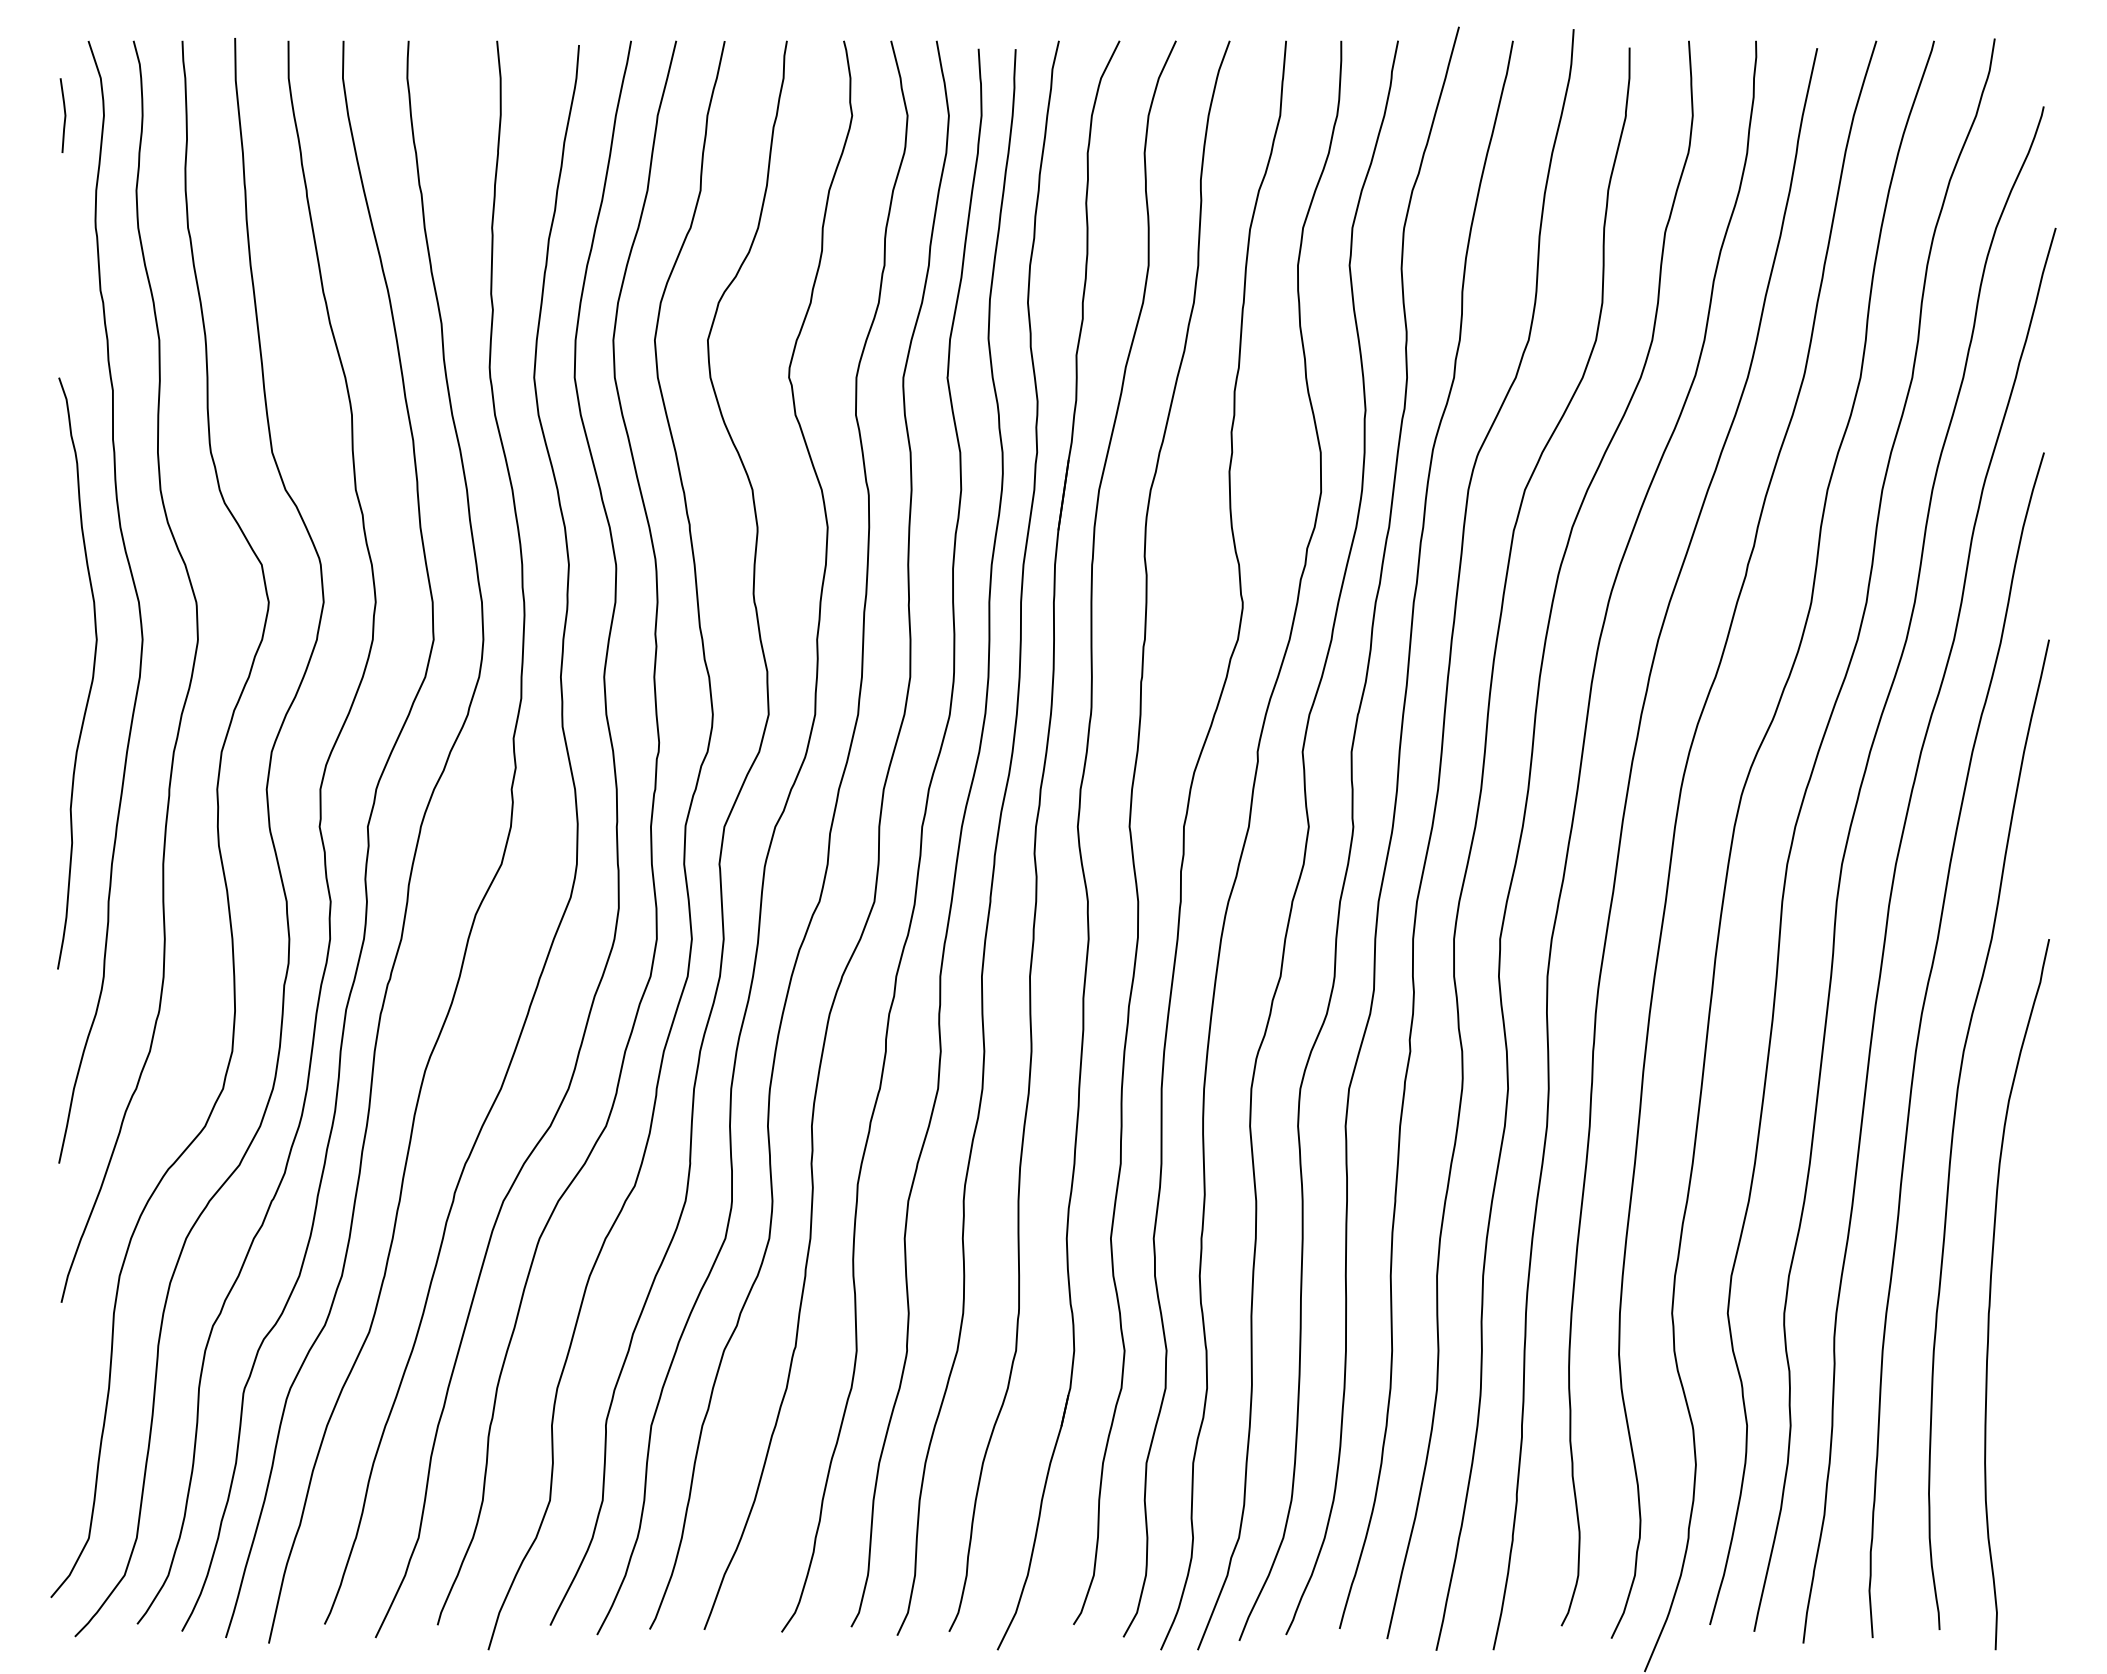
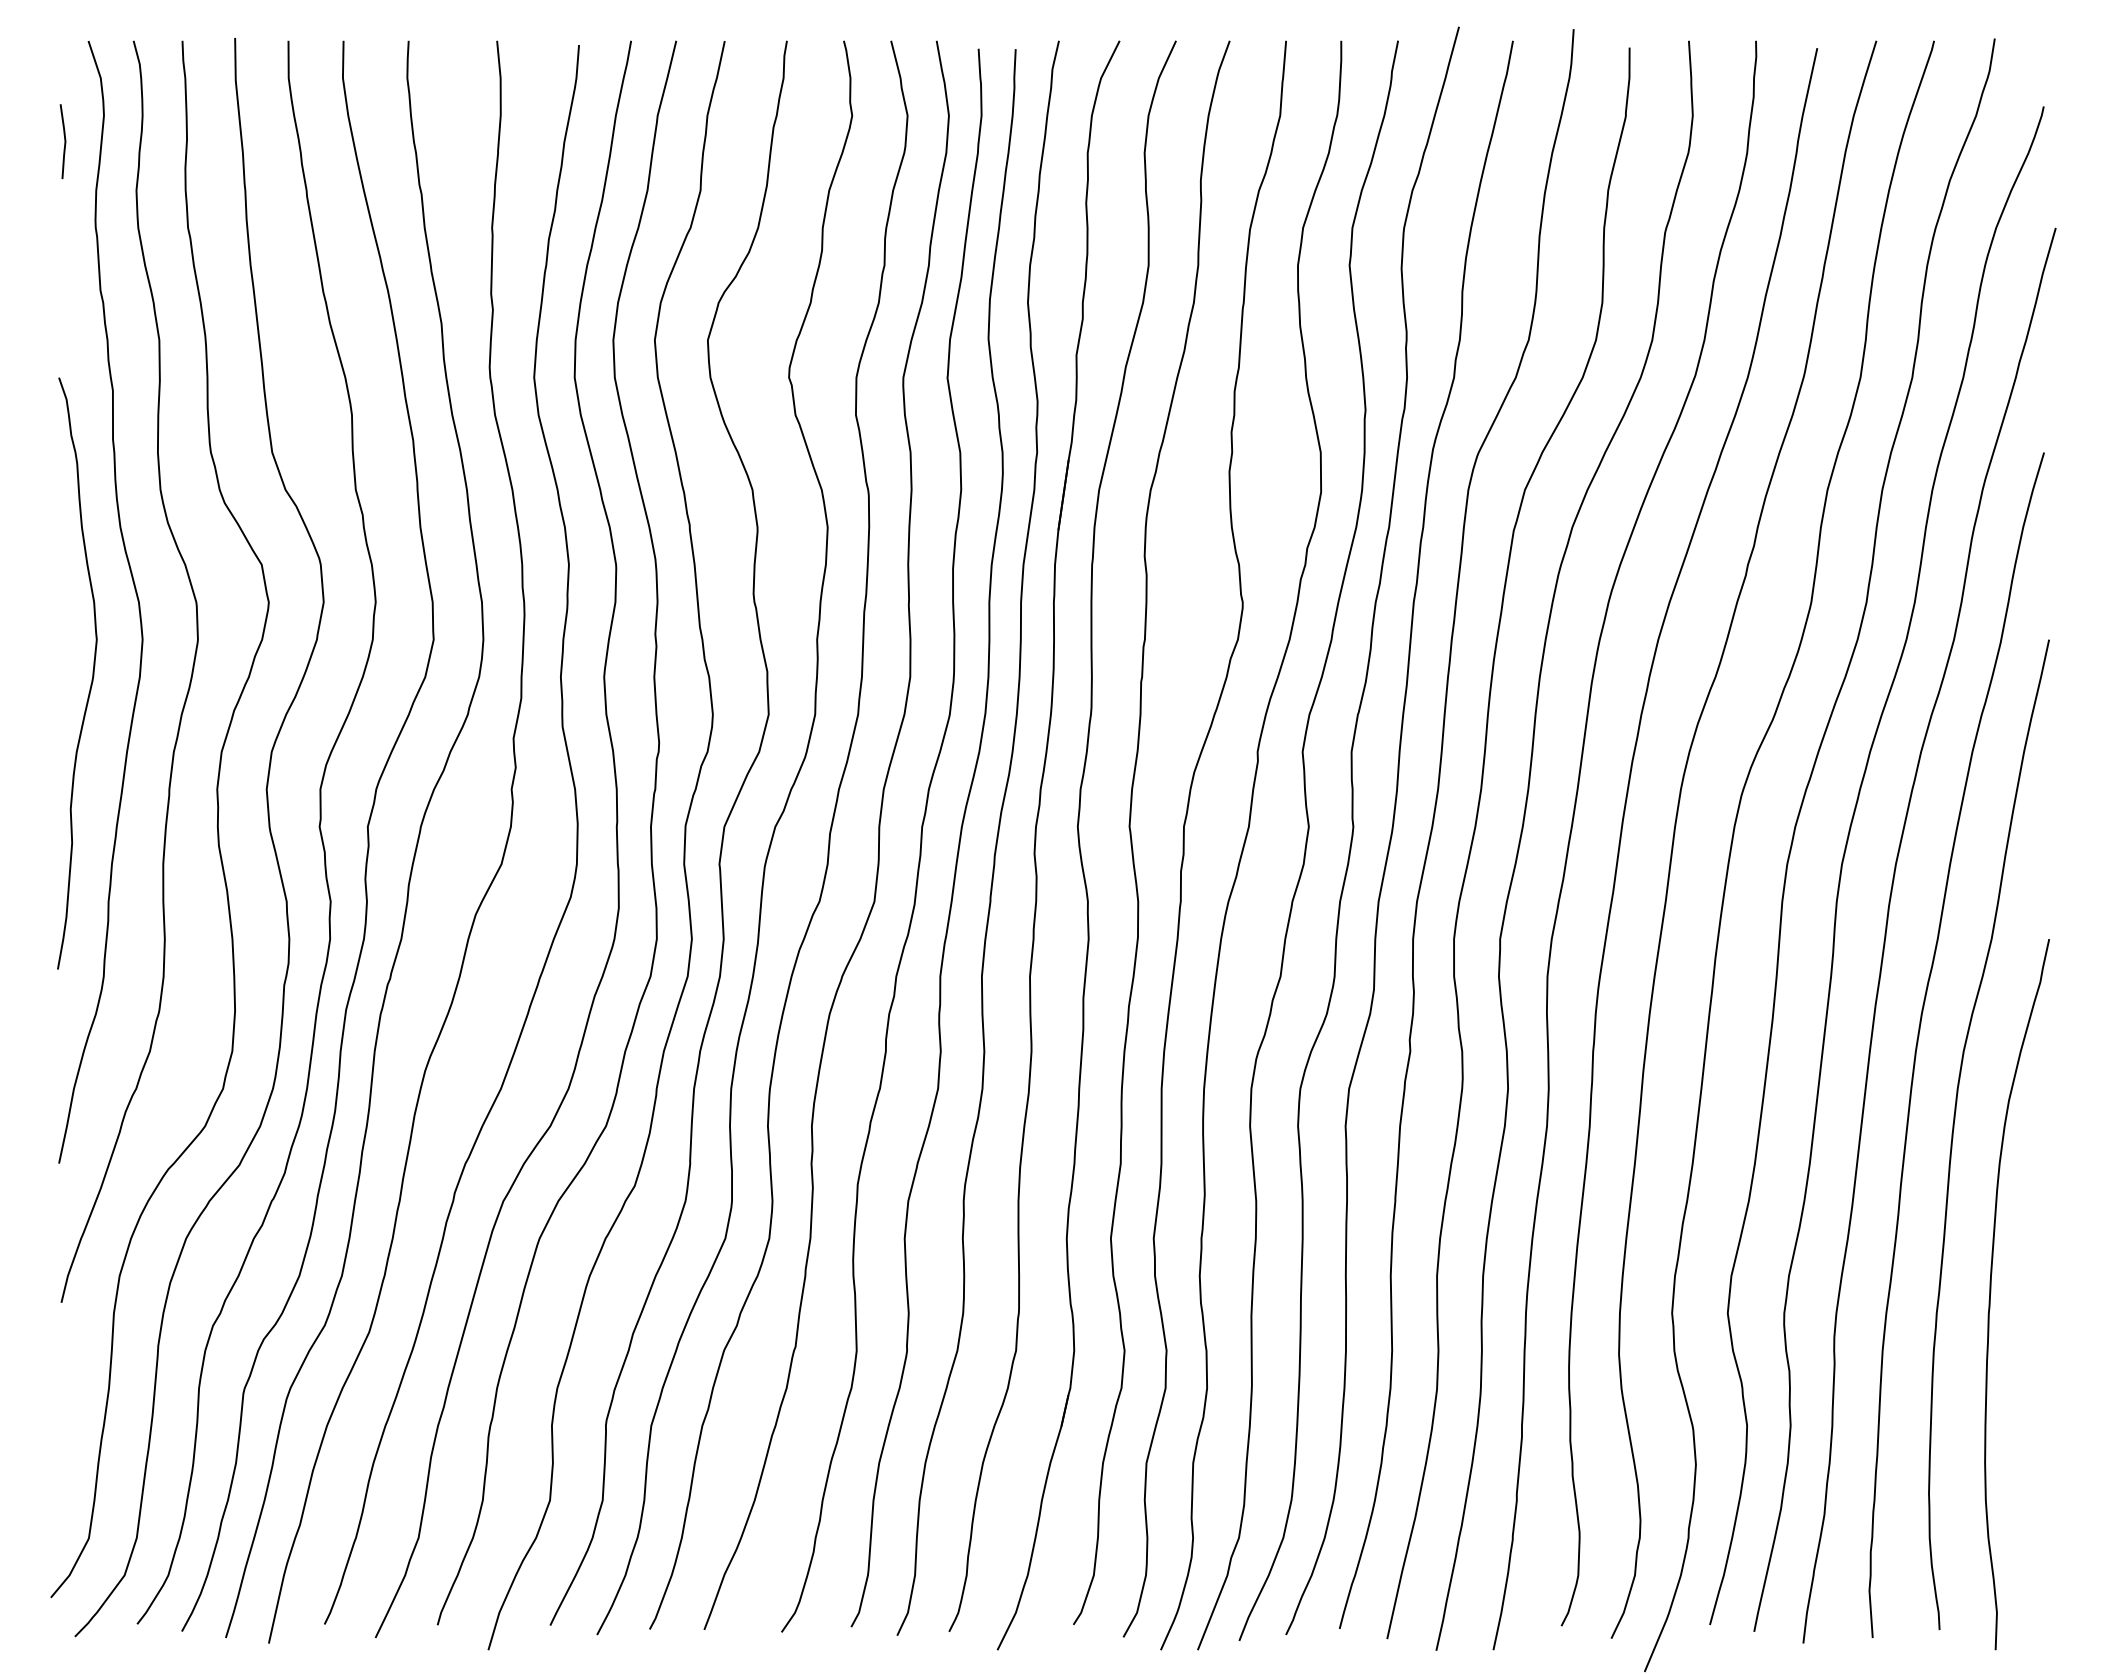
line position: (64, 115) -> (64, 141) (64, 141)
